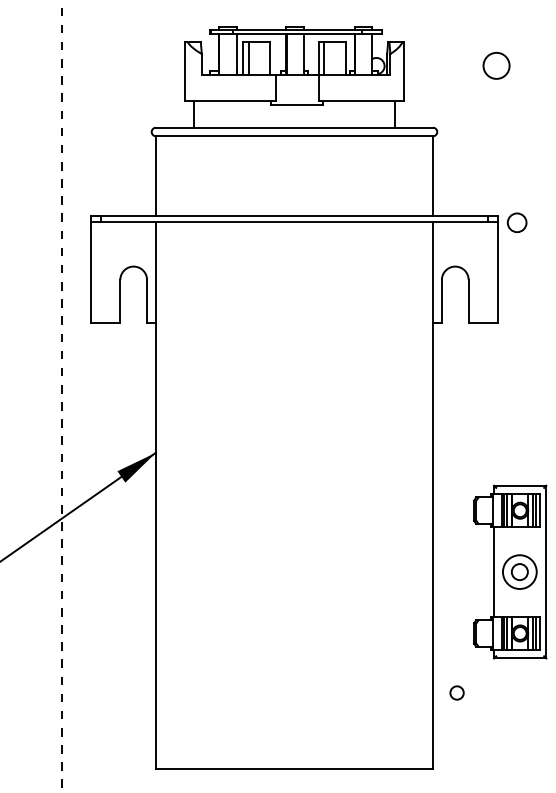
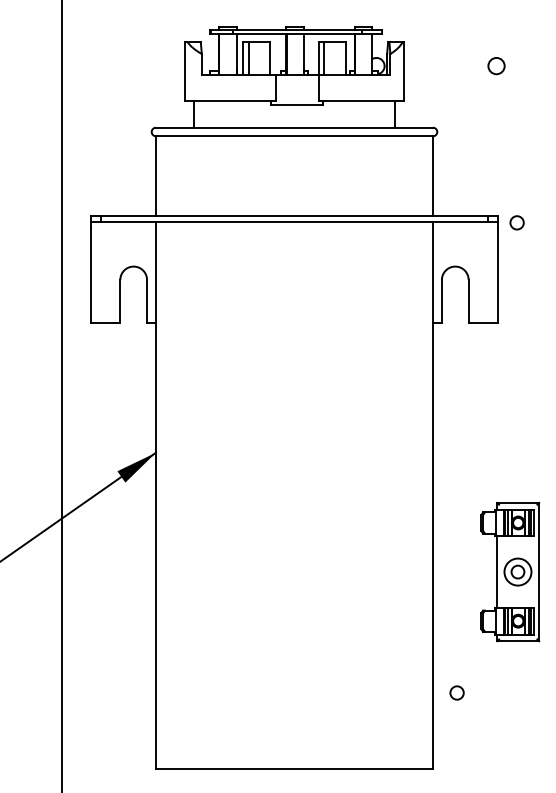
circle size: 29x28 px -> 19x19 px (496, 66)
circle size: 21x22 px -> 16x16 px (516, 222)
line: dashed -> solid (61, 396)
part size: 75x176 px -> 61x142 px (510, 571)
